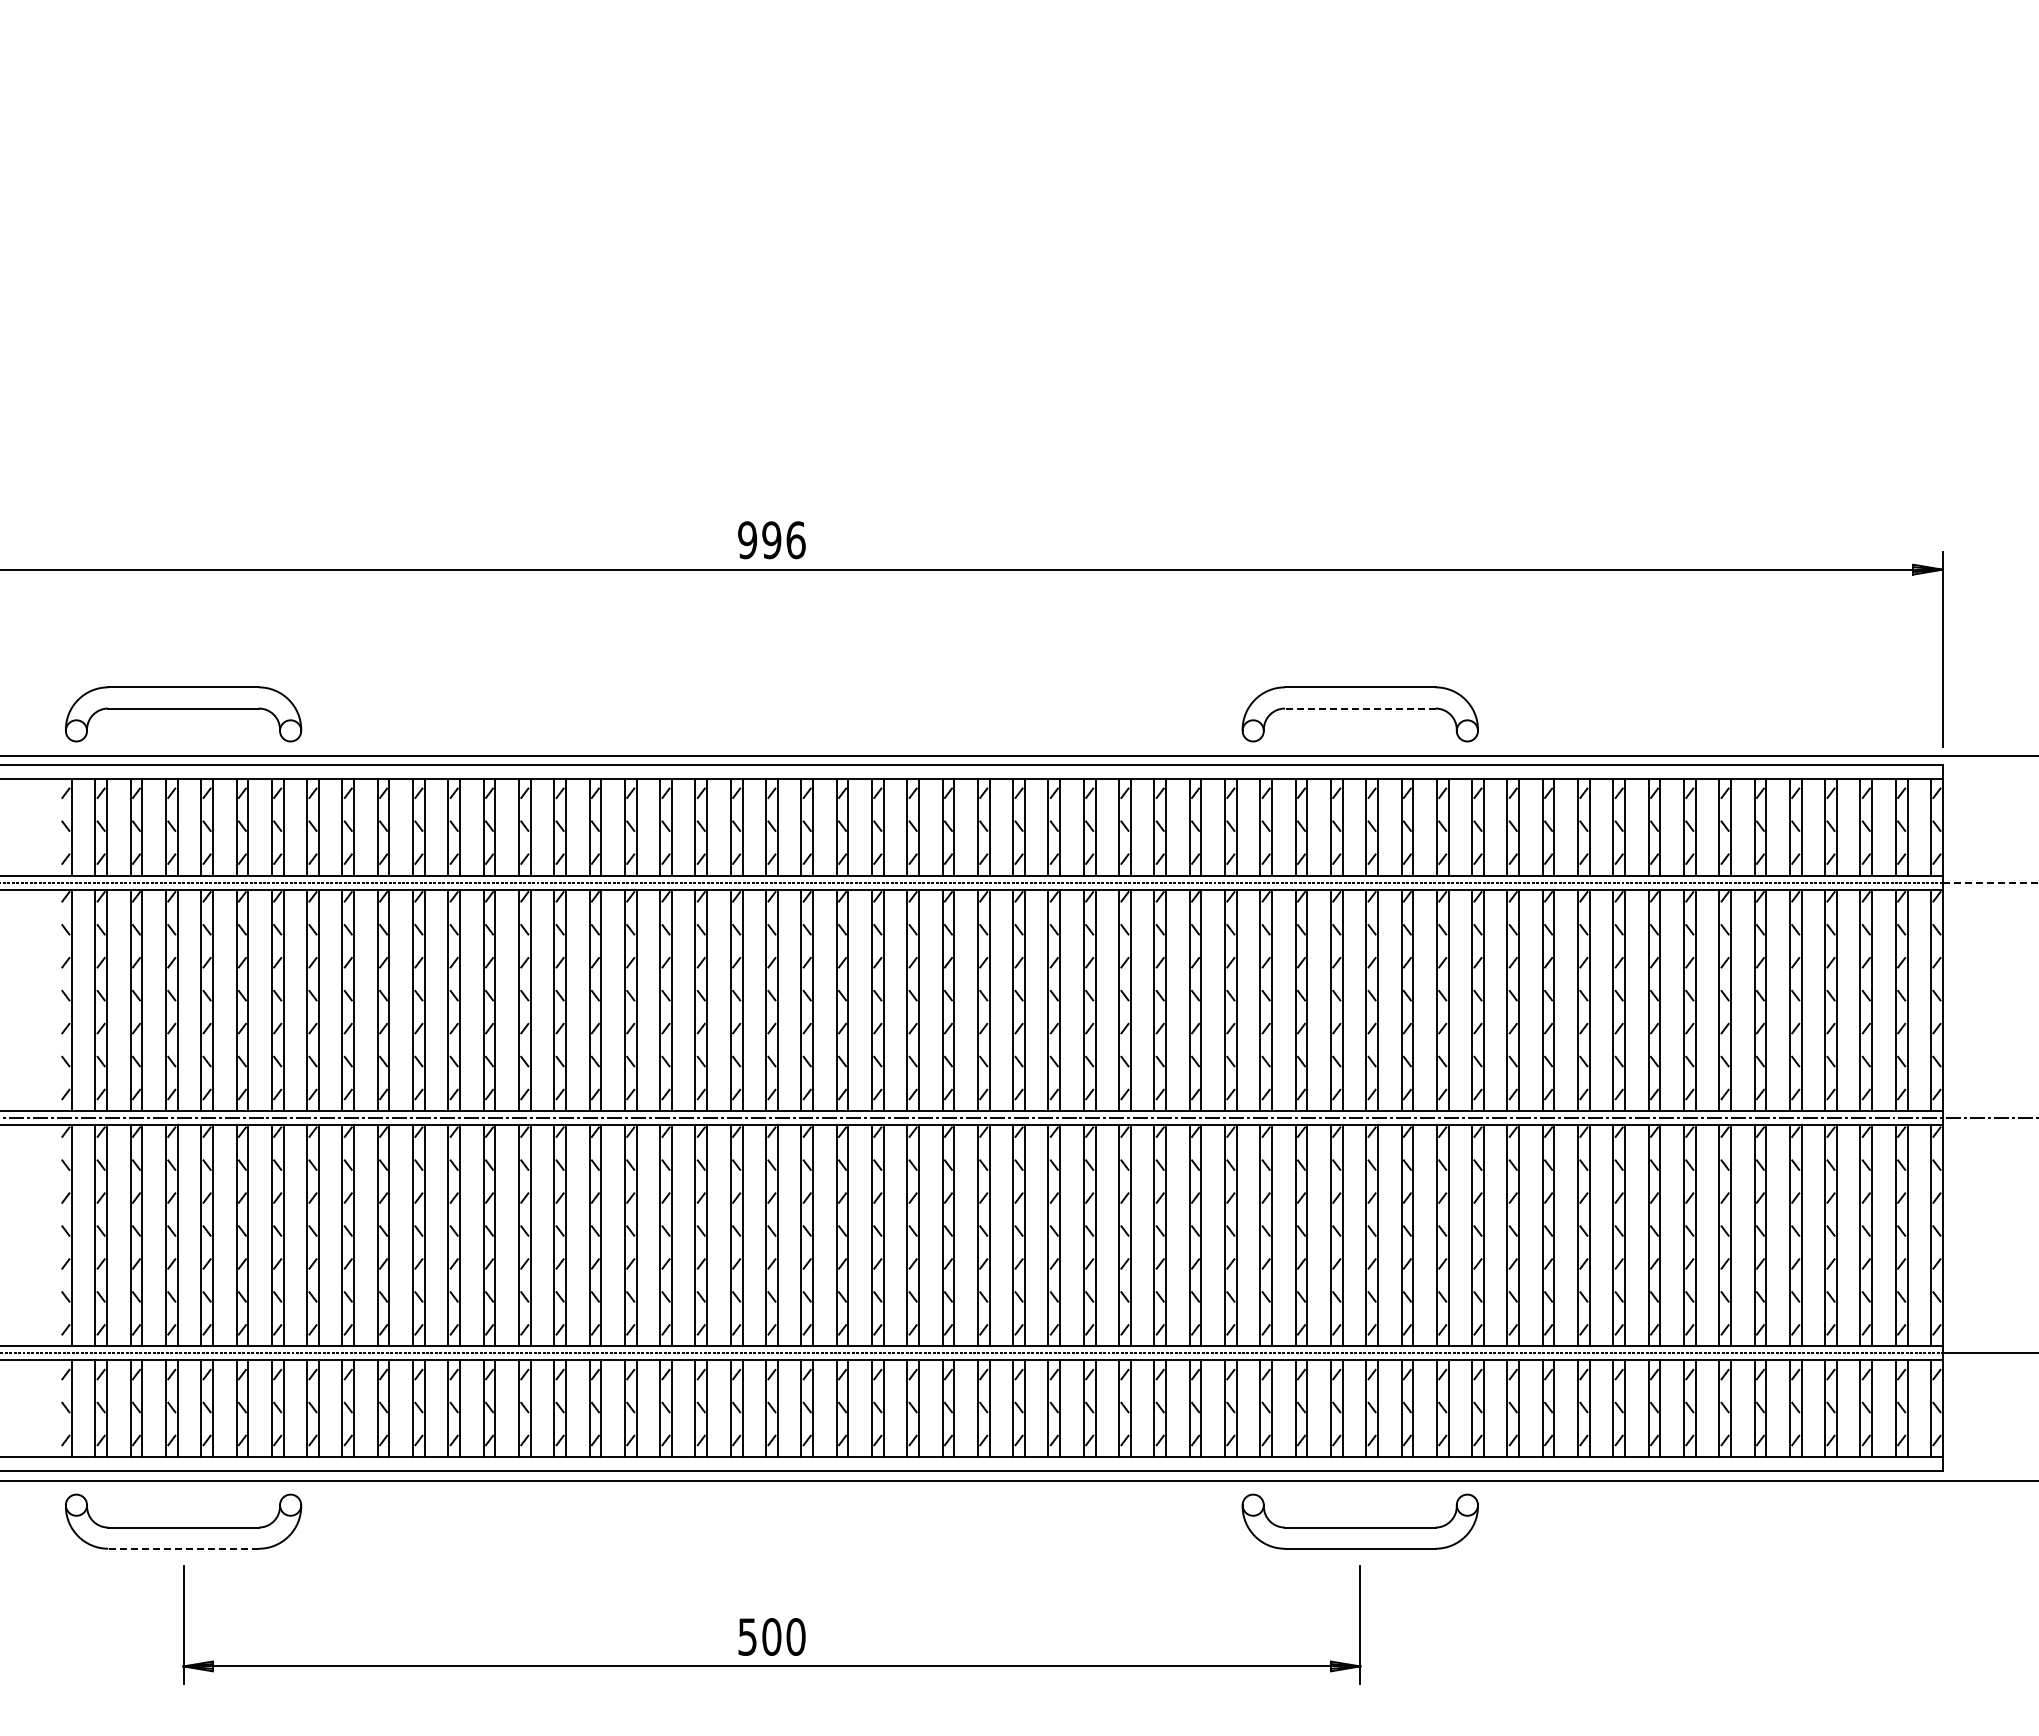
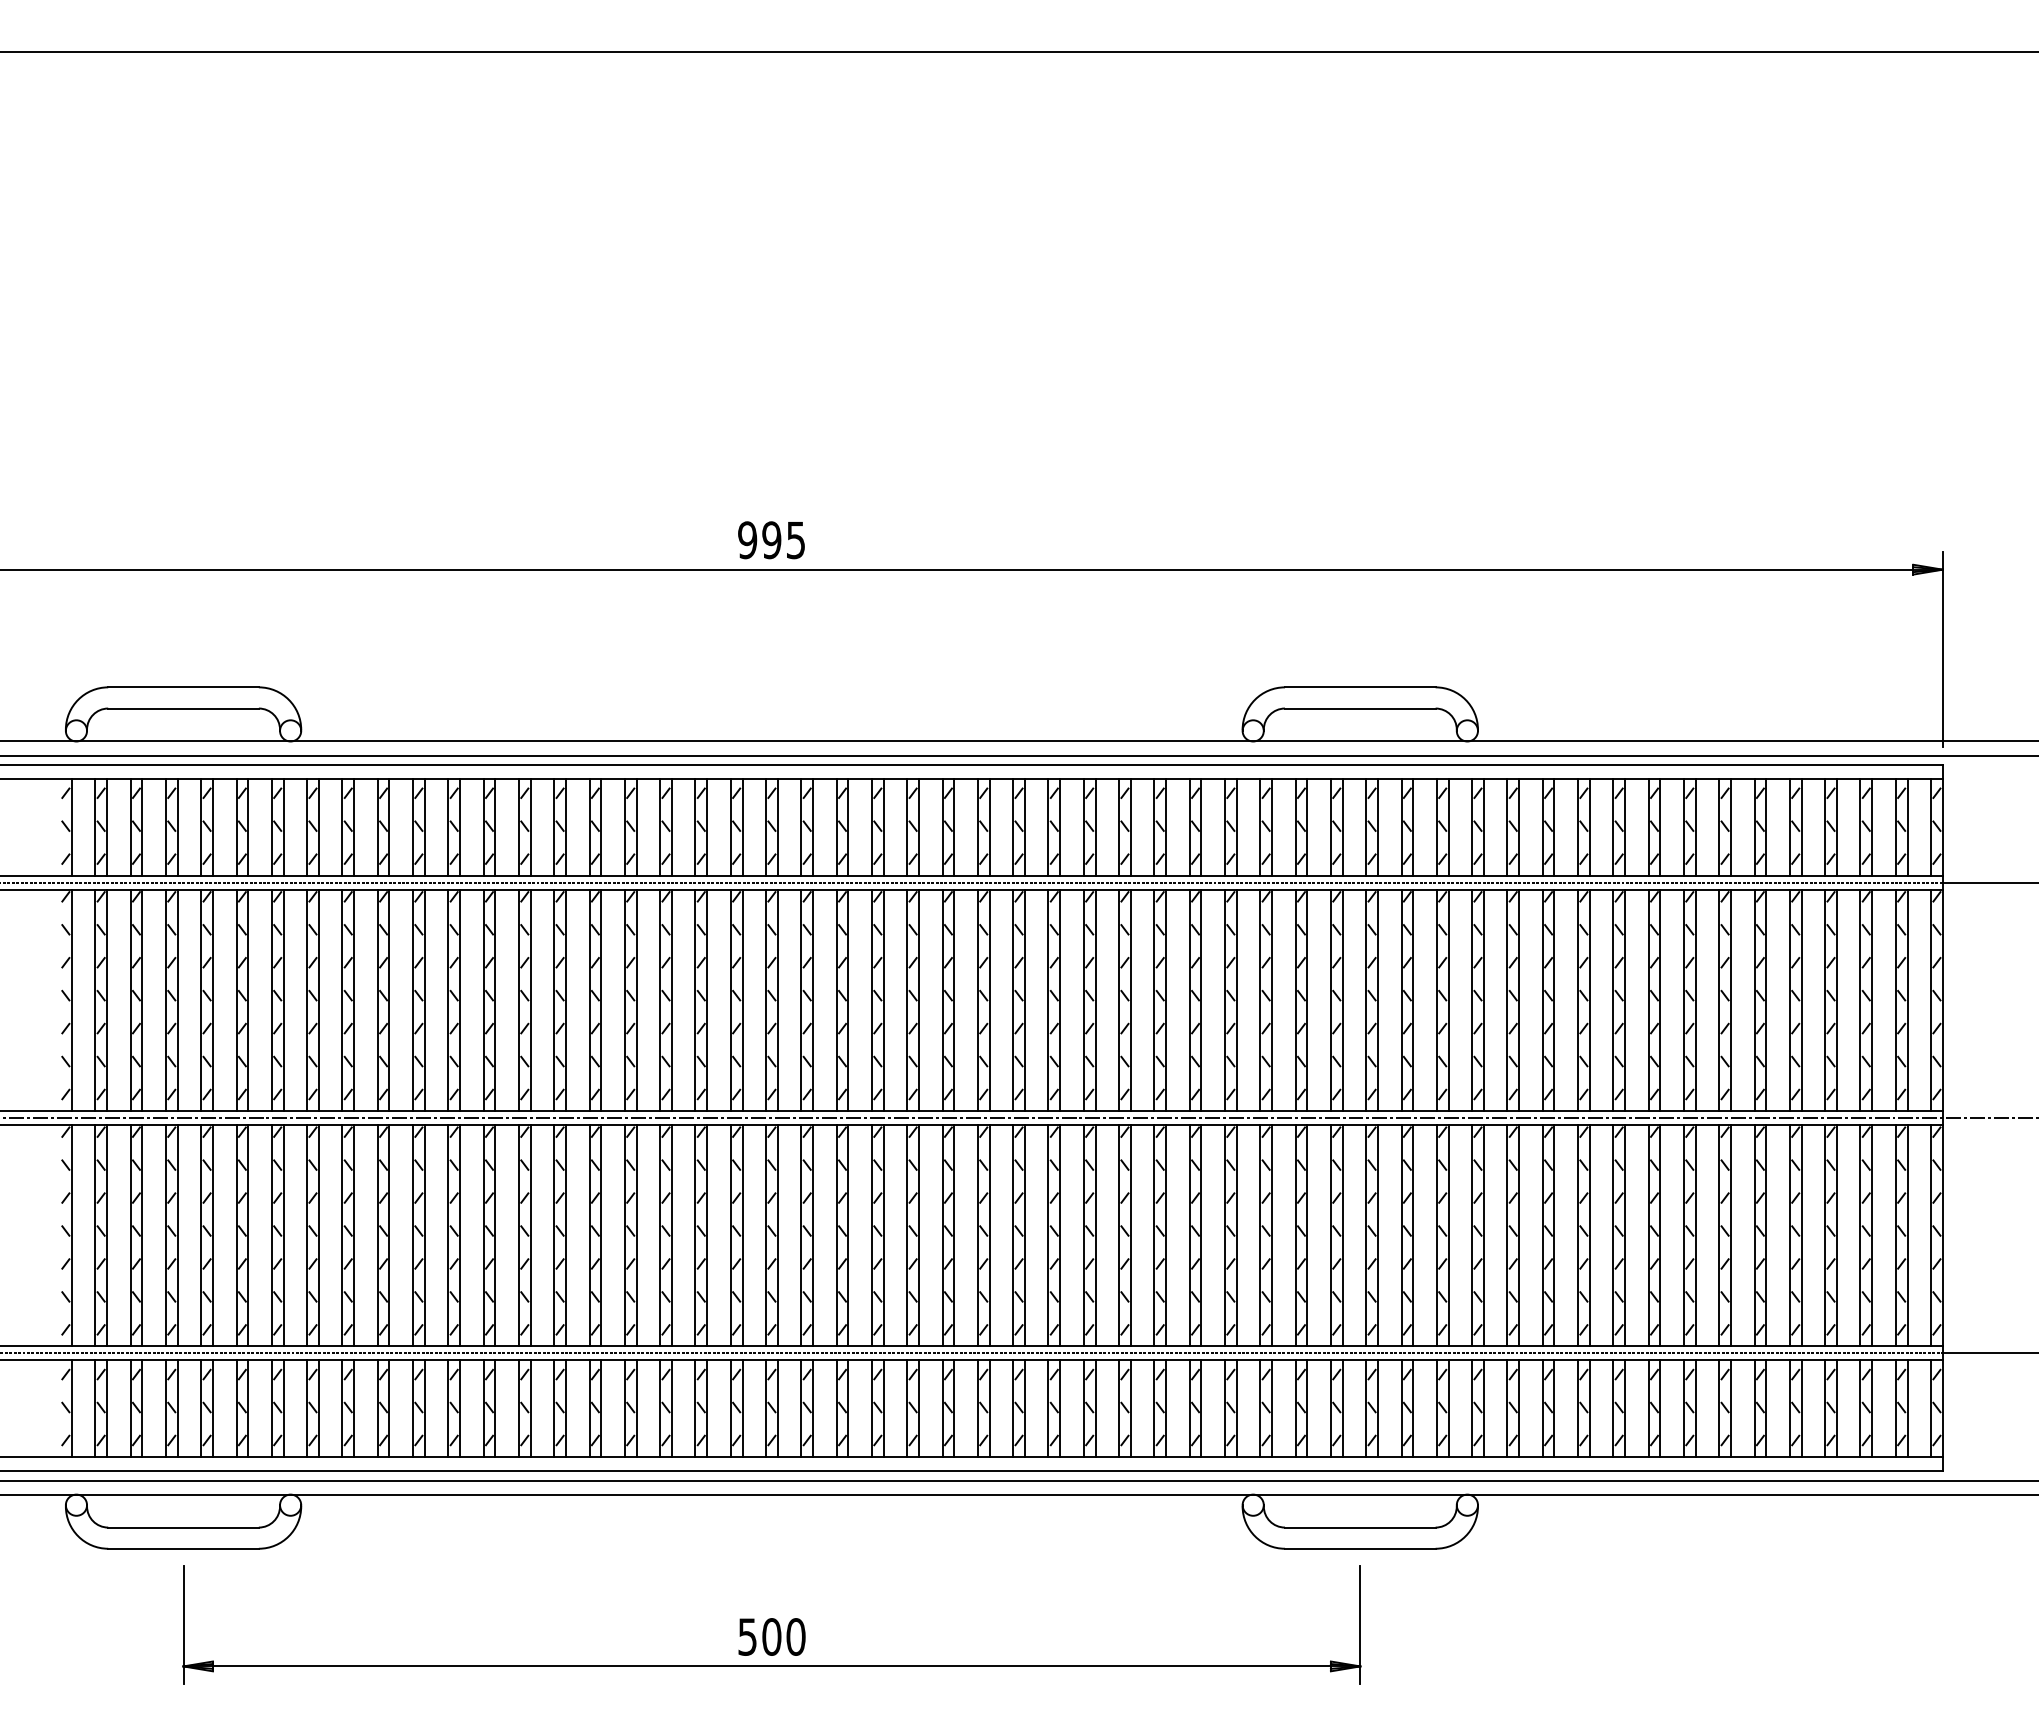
line: none -> present (1018, 51)
text: 996 -> 995 (795, 540)
line: dashed -> solid (1359, 708)
line: none -> present (1018, 741)
line: dashed -> solid (1990, 882)
line: none -> present (1018, 1494)
line: dashed -> solid (183, 1548)
